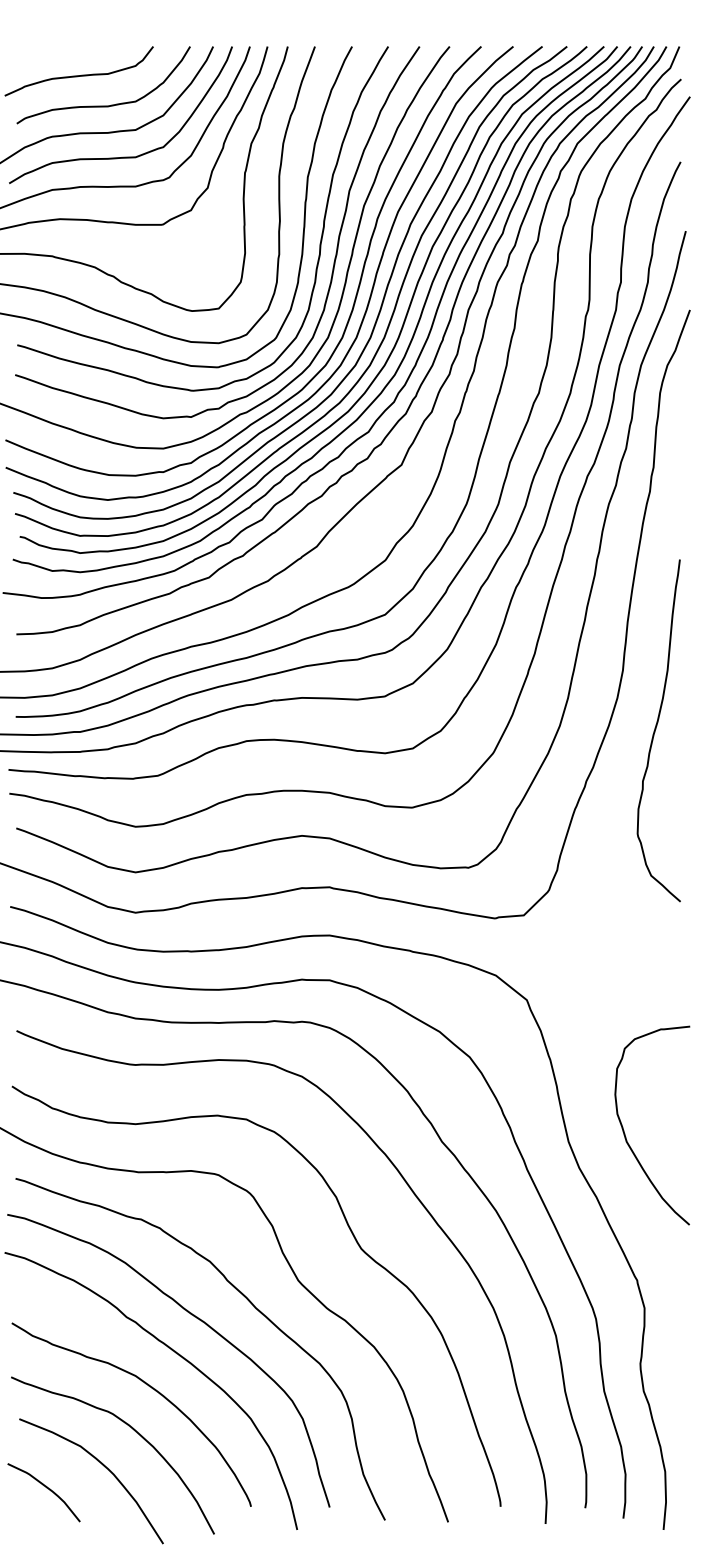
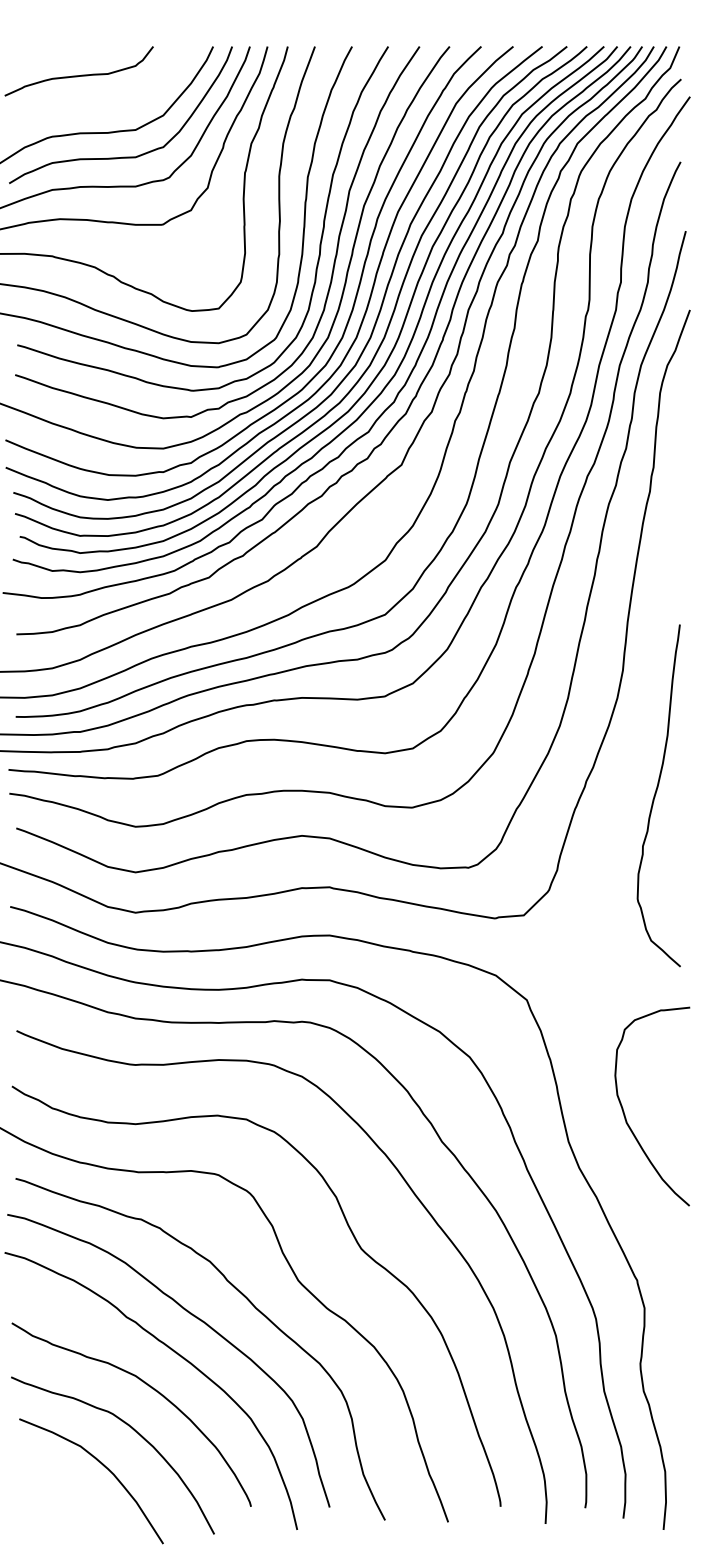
curve: present -> none (103, 105)
curve position: (656, 729) -> (656, 794) (656, 794)
curve position: (625, 1133) -> (625, 1114) (625, 1114)
curve: present -> none (46, 1488)
